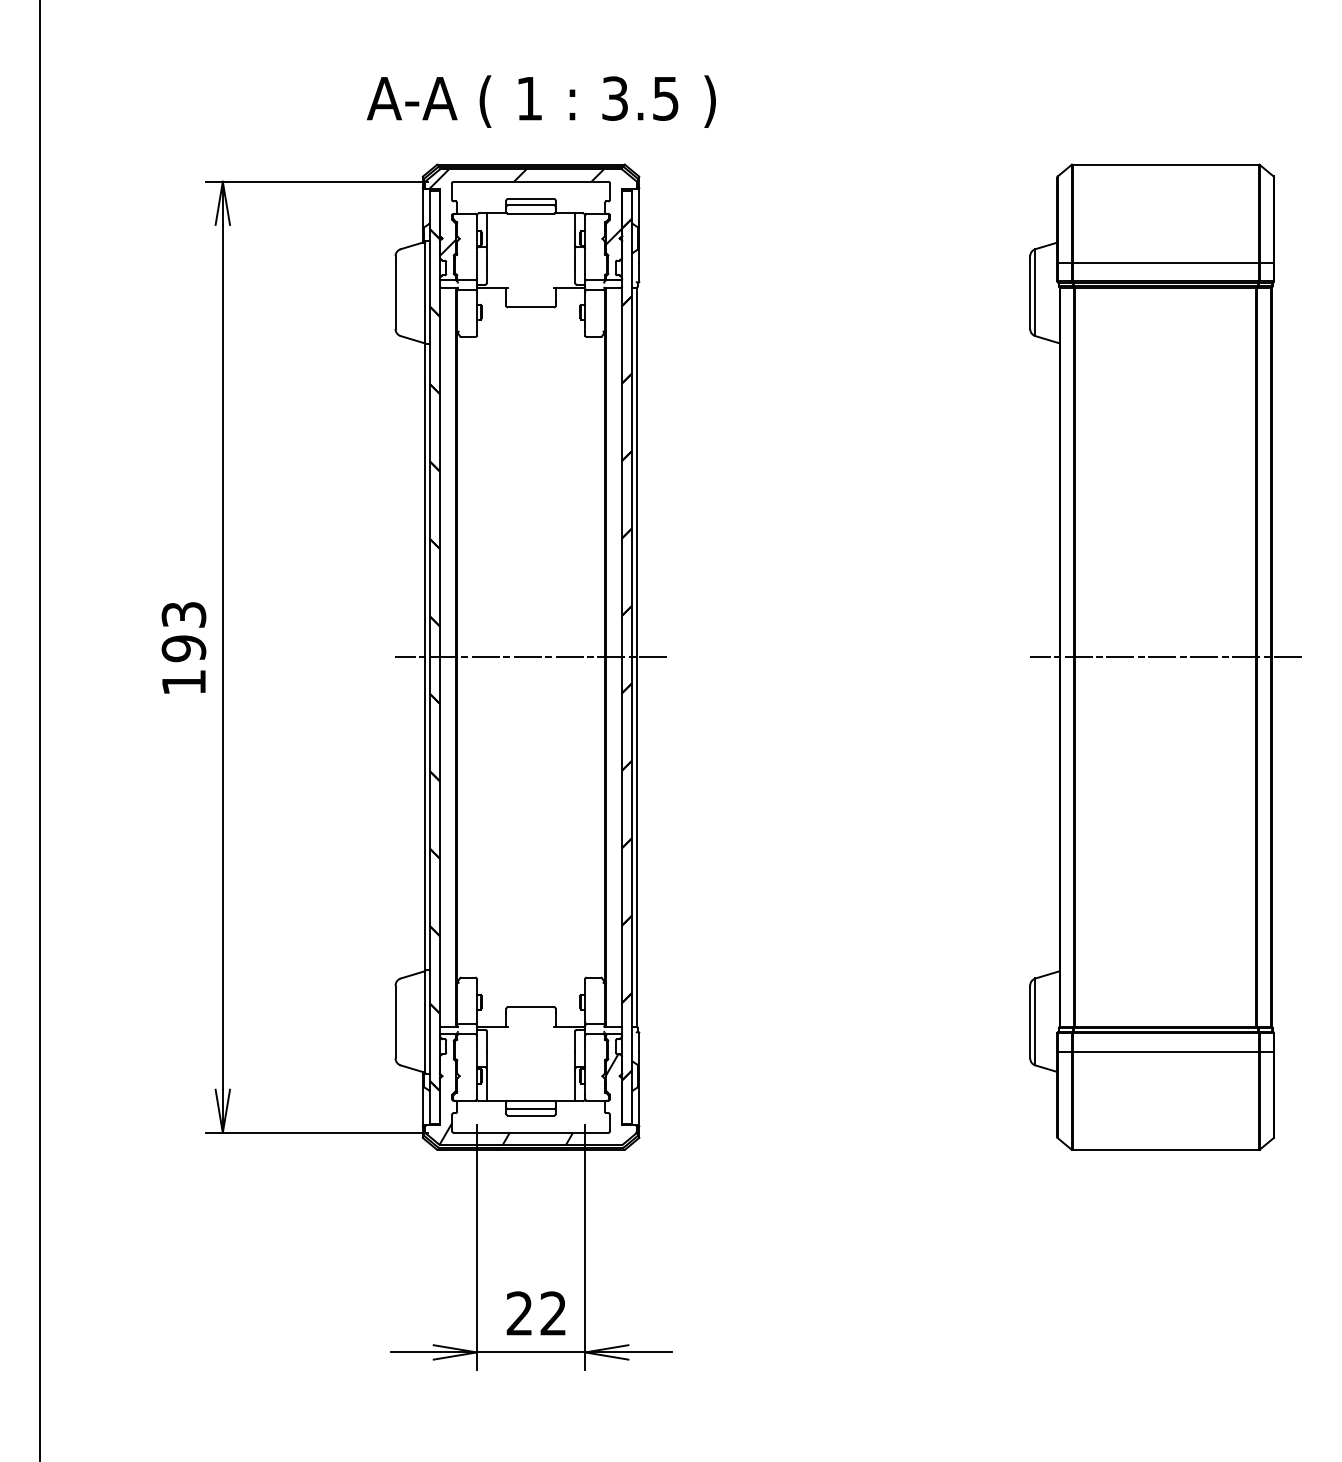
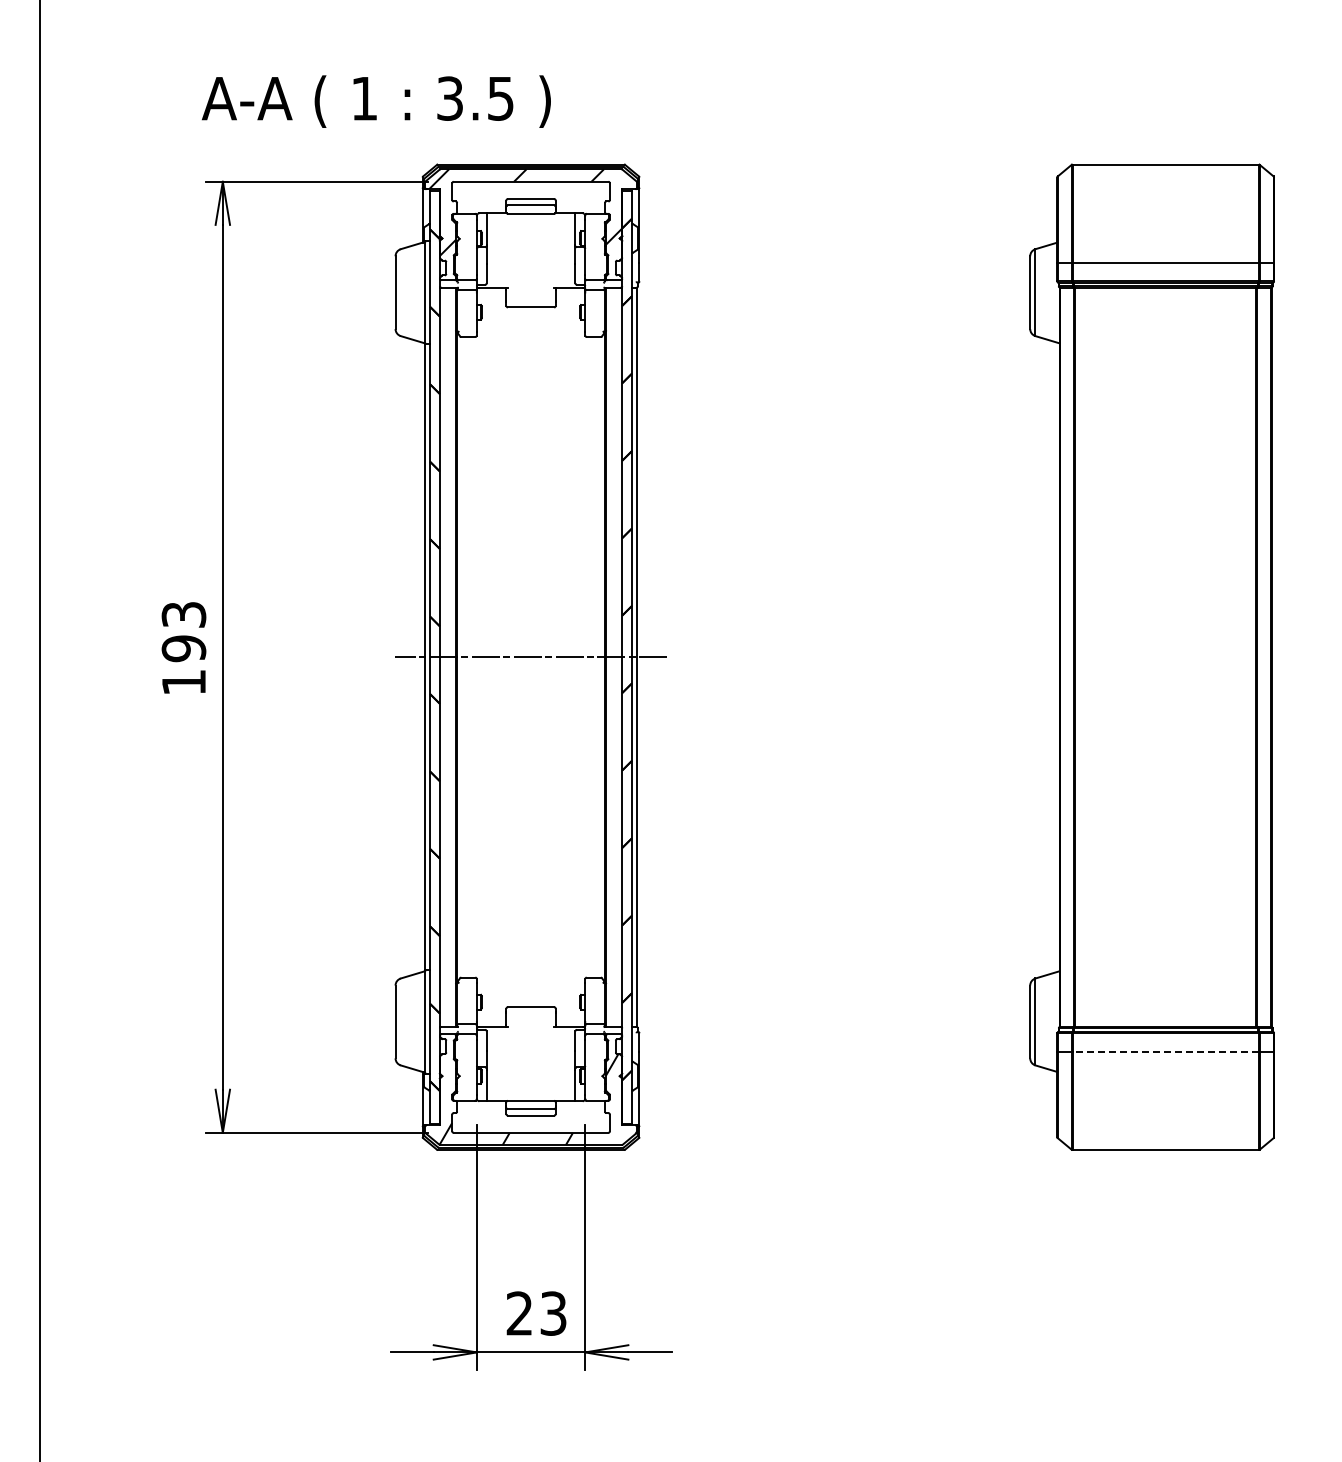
text position: (541, 101) -> (376, 101) (376, 101)
line: present -> none (1165, 657)
line: solid -> dashed (1165, 1051)
text: 22 -> 23 (553, 1313)
